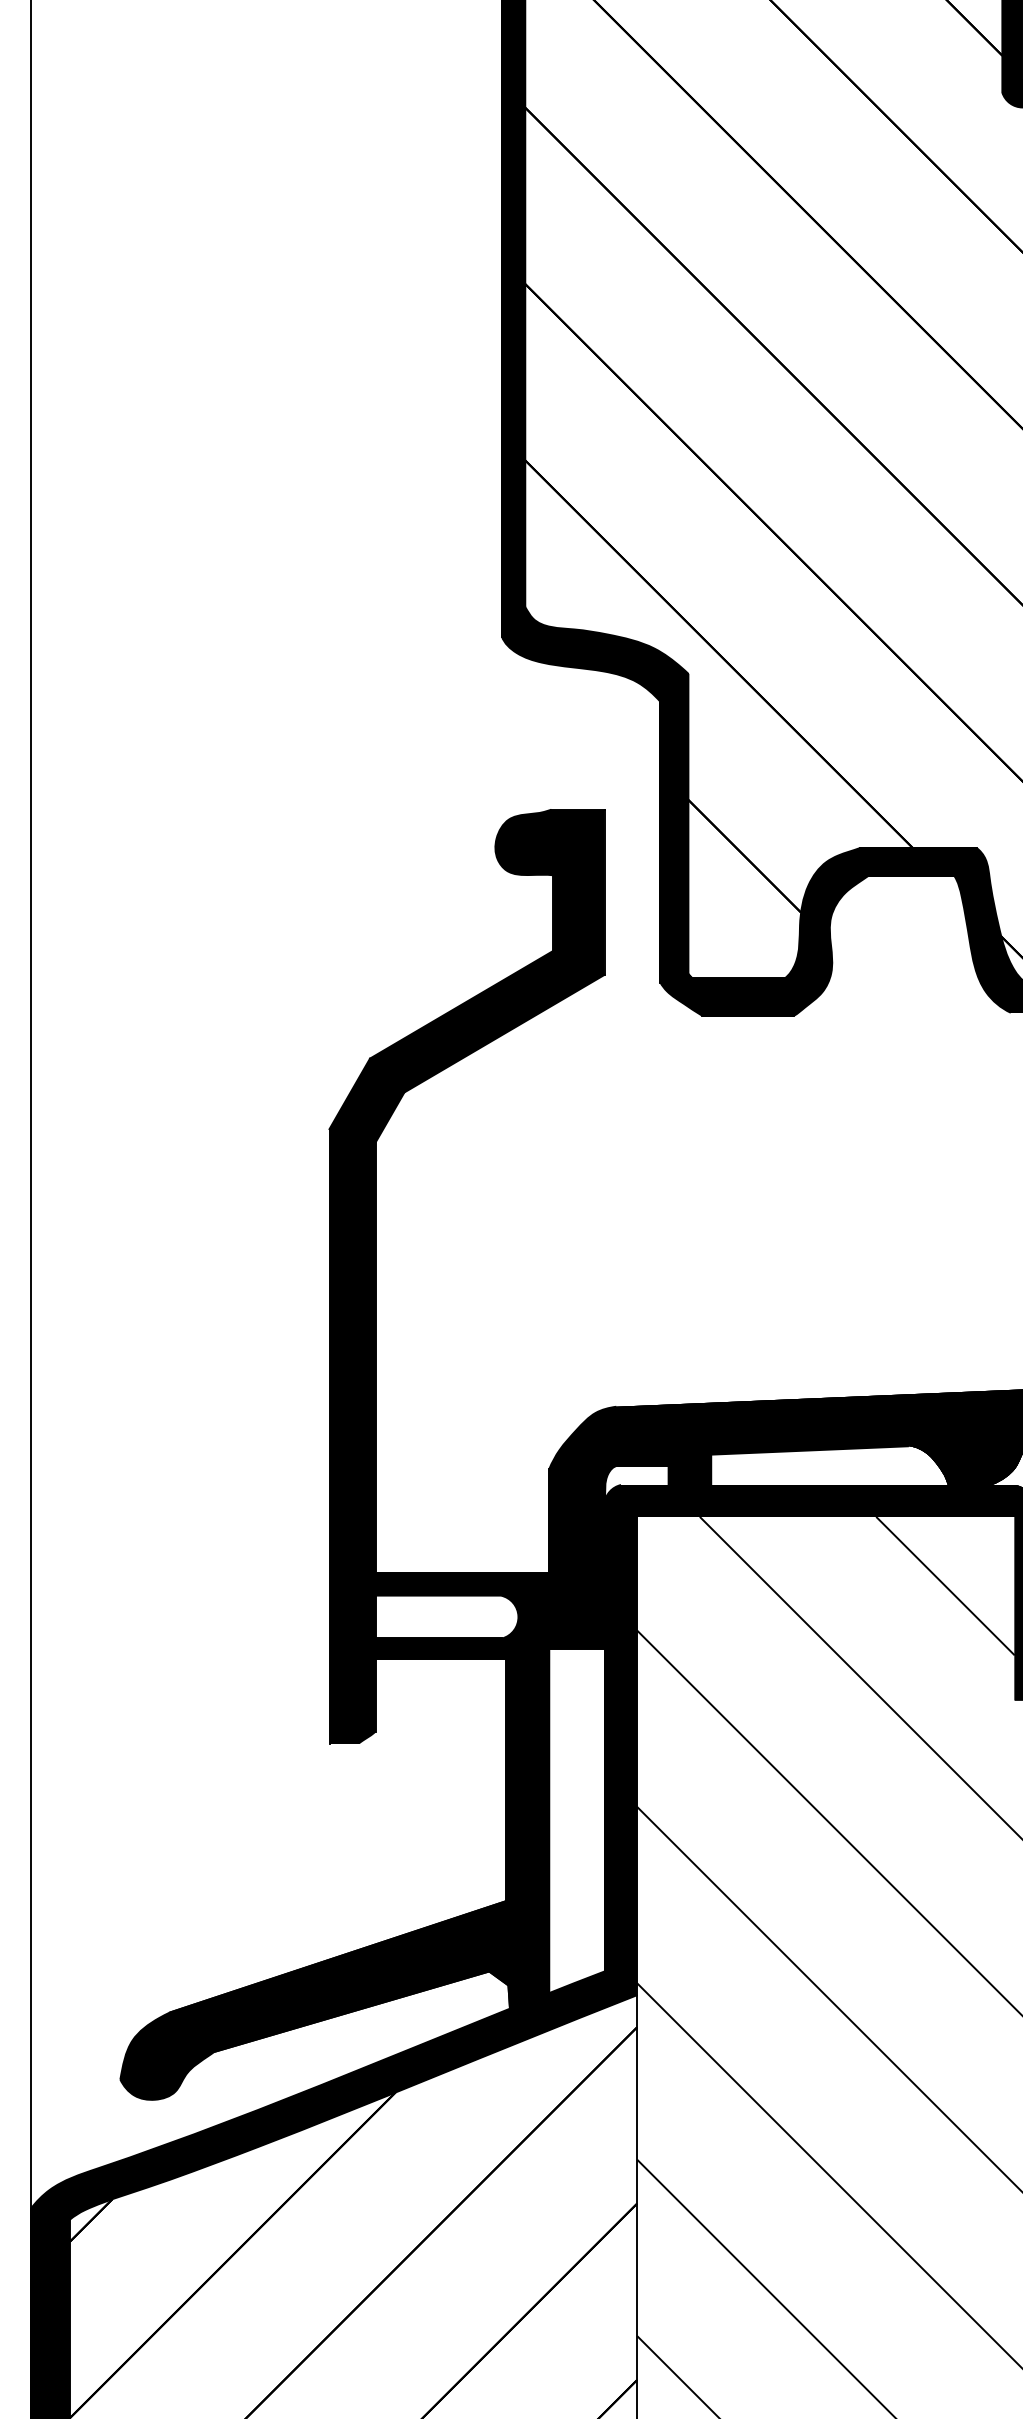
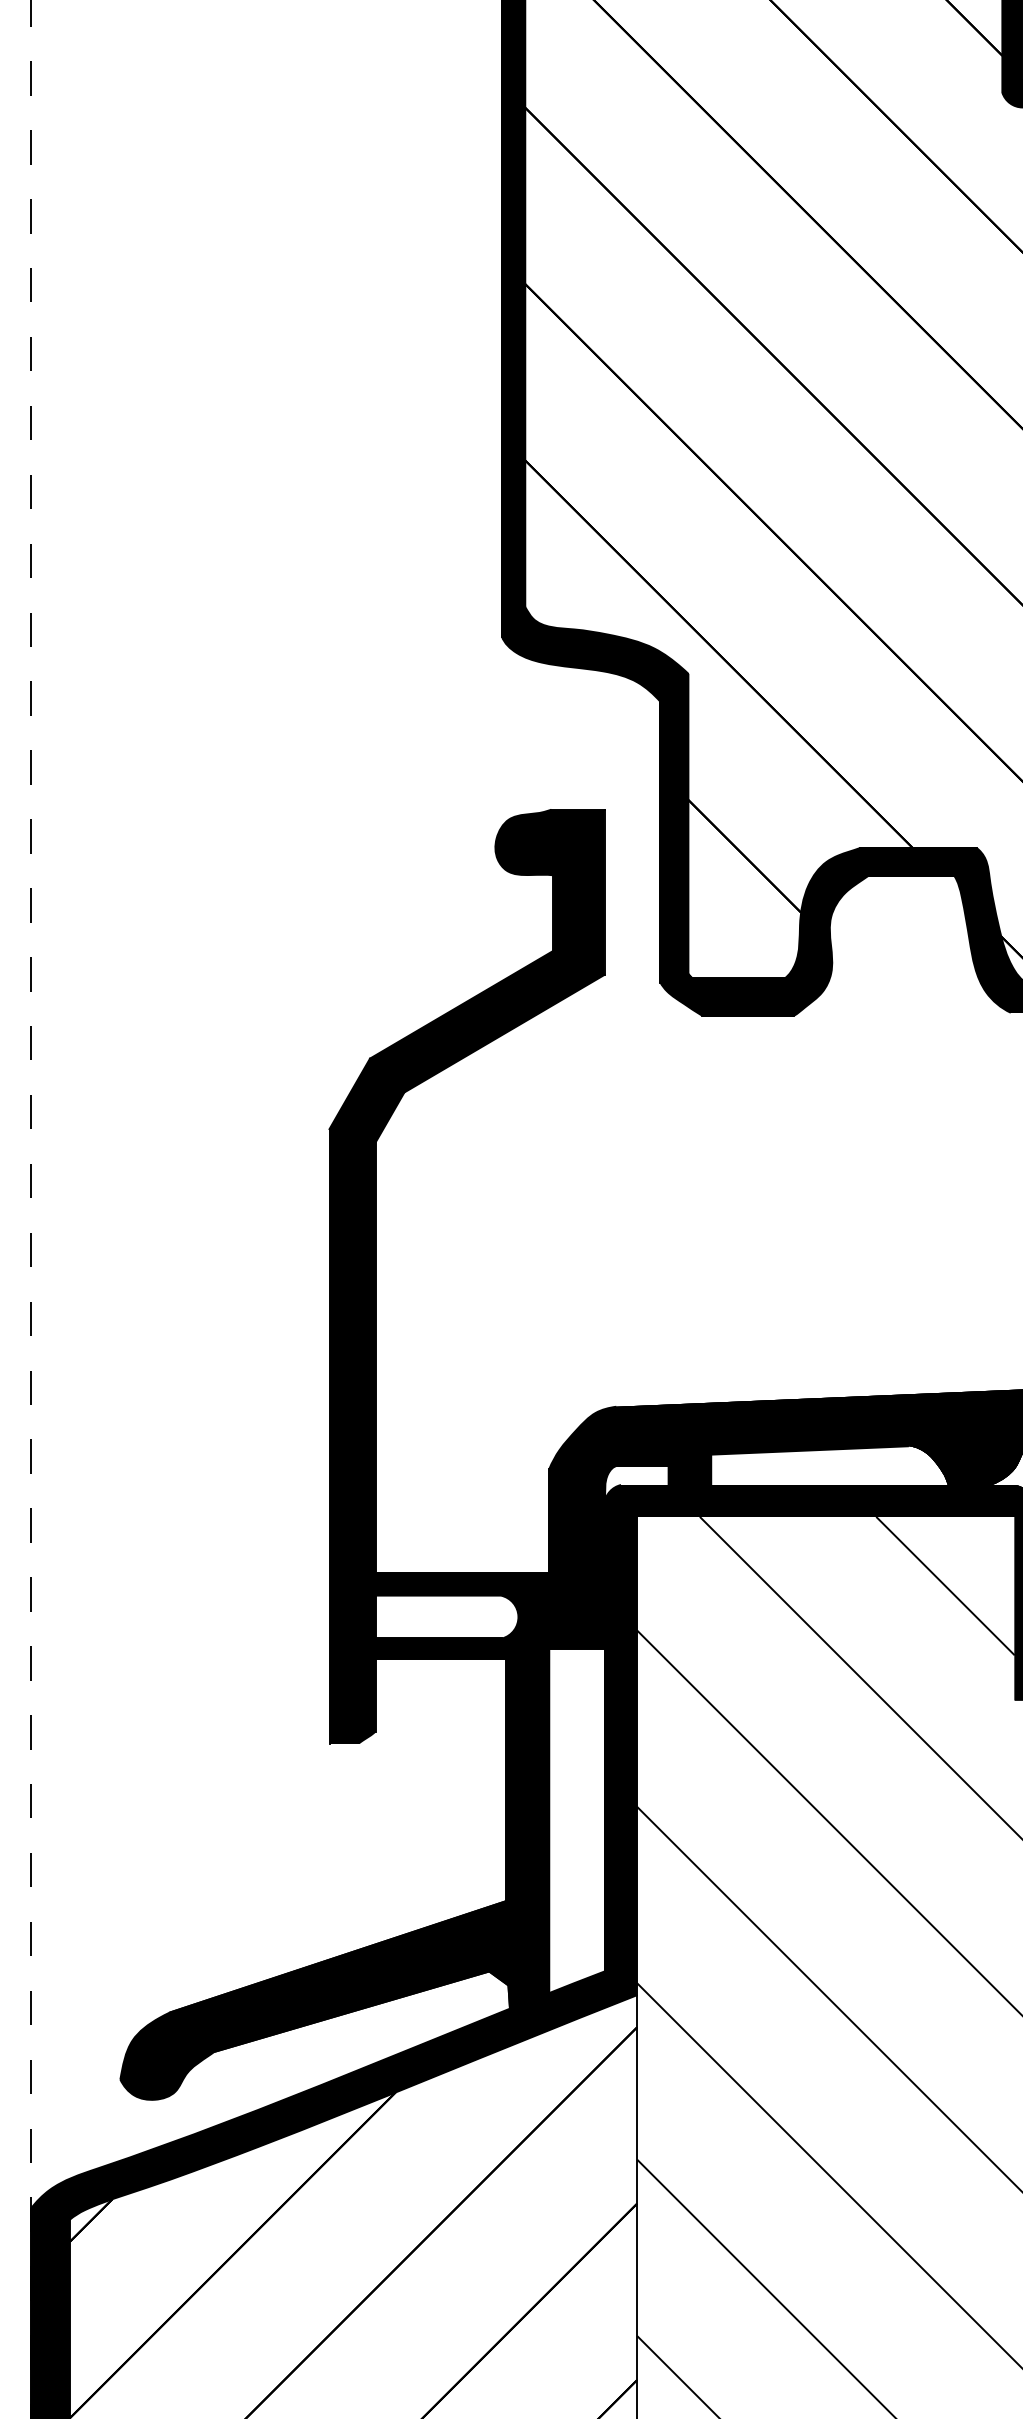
line: solid -> dashed (30, 1209)
